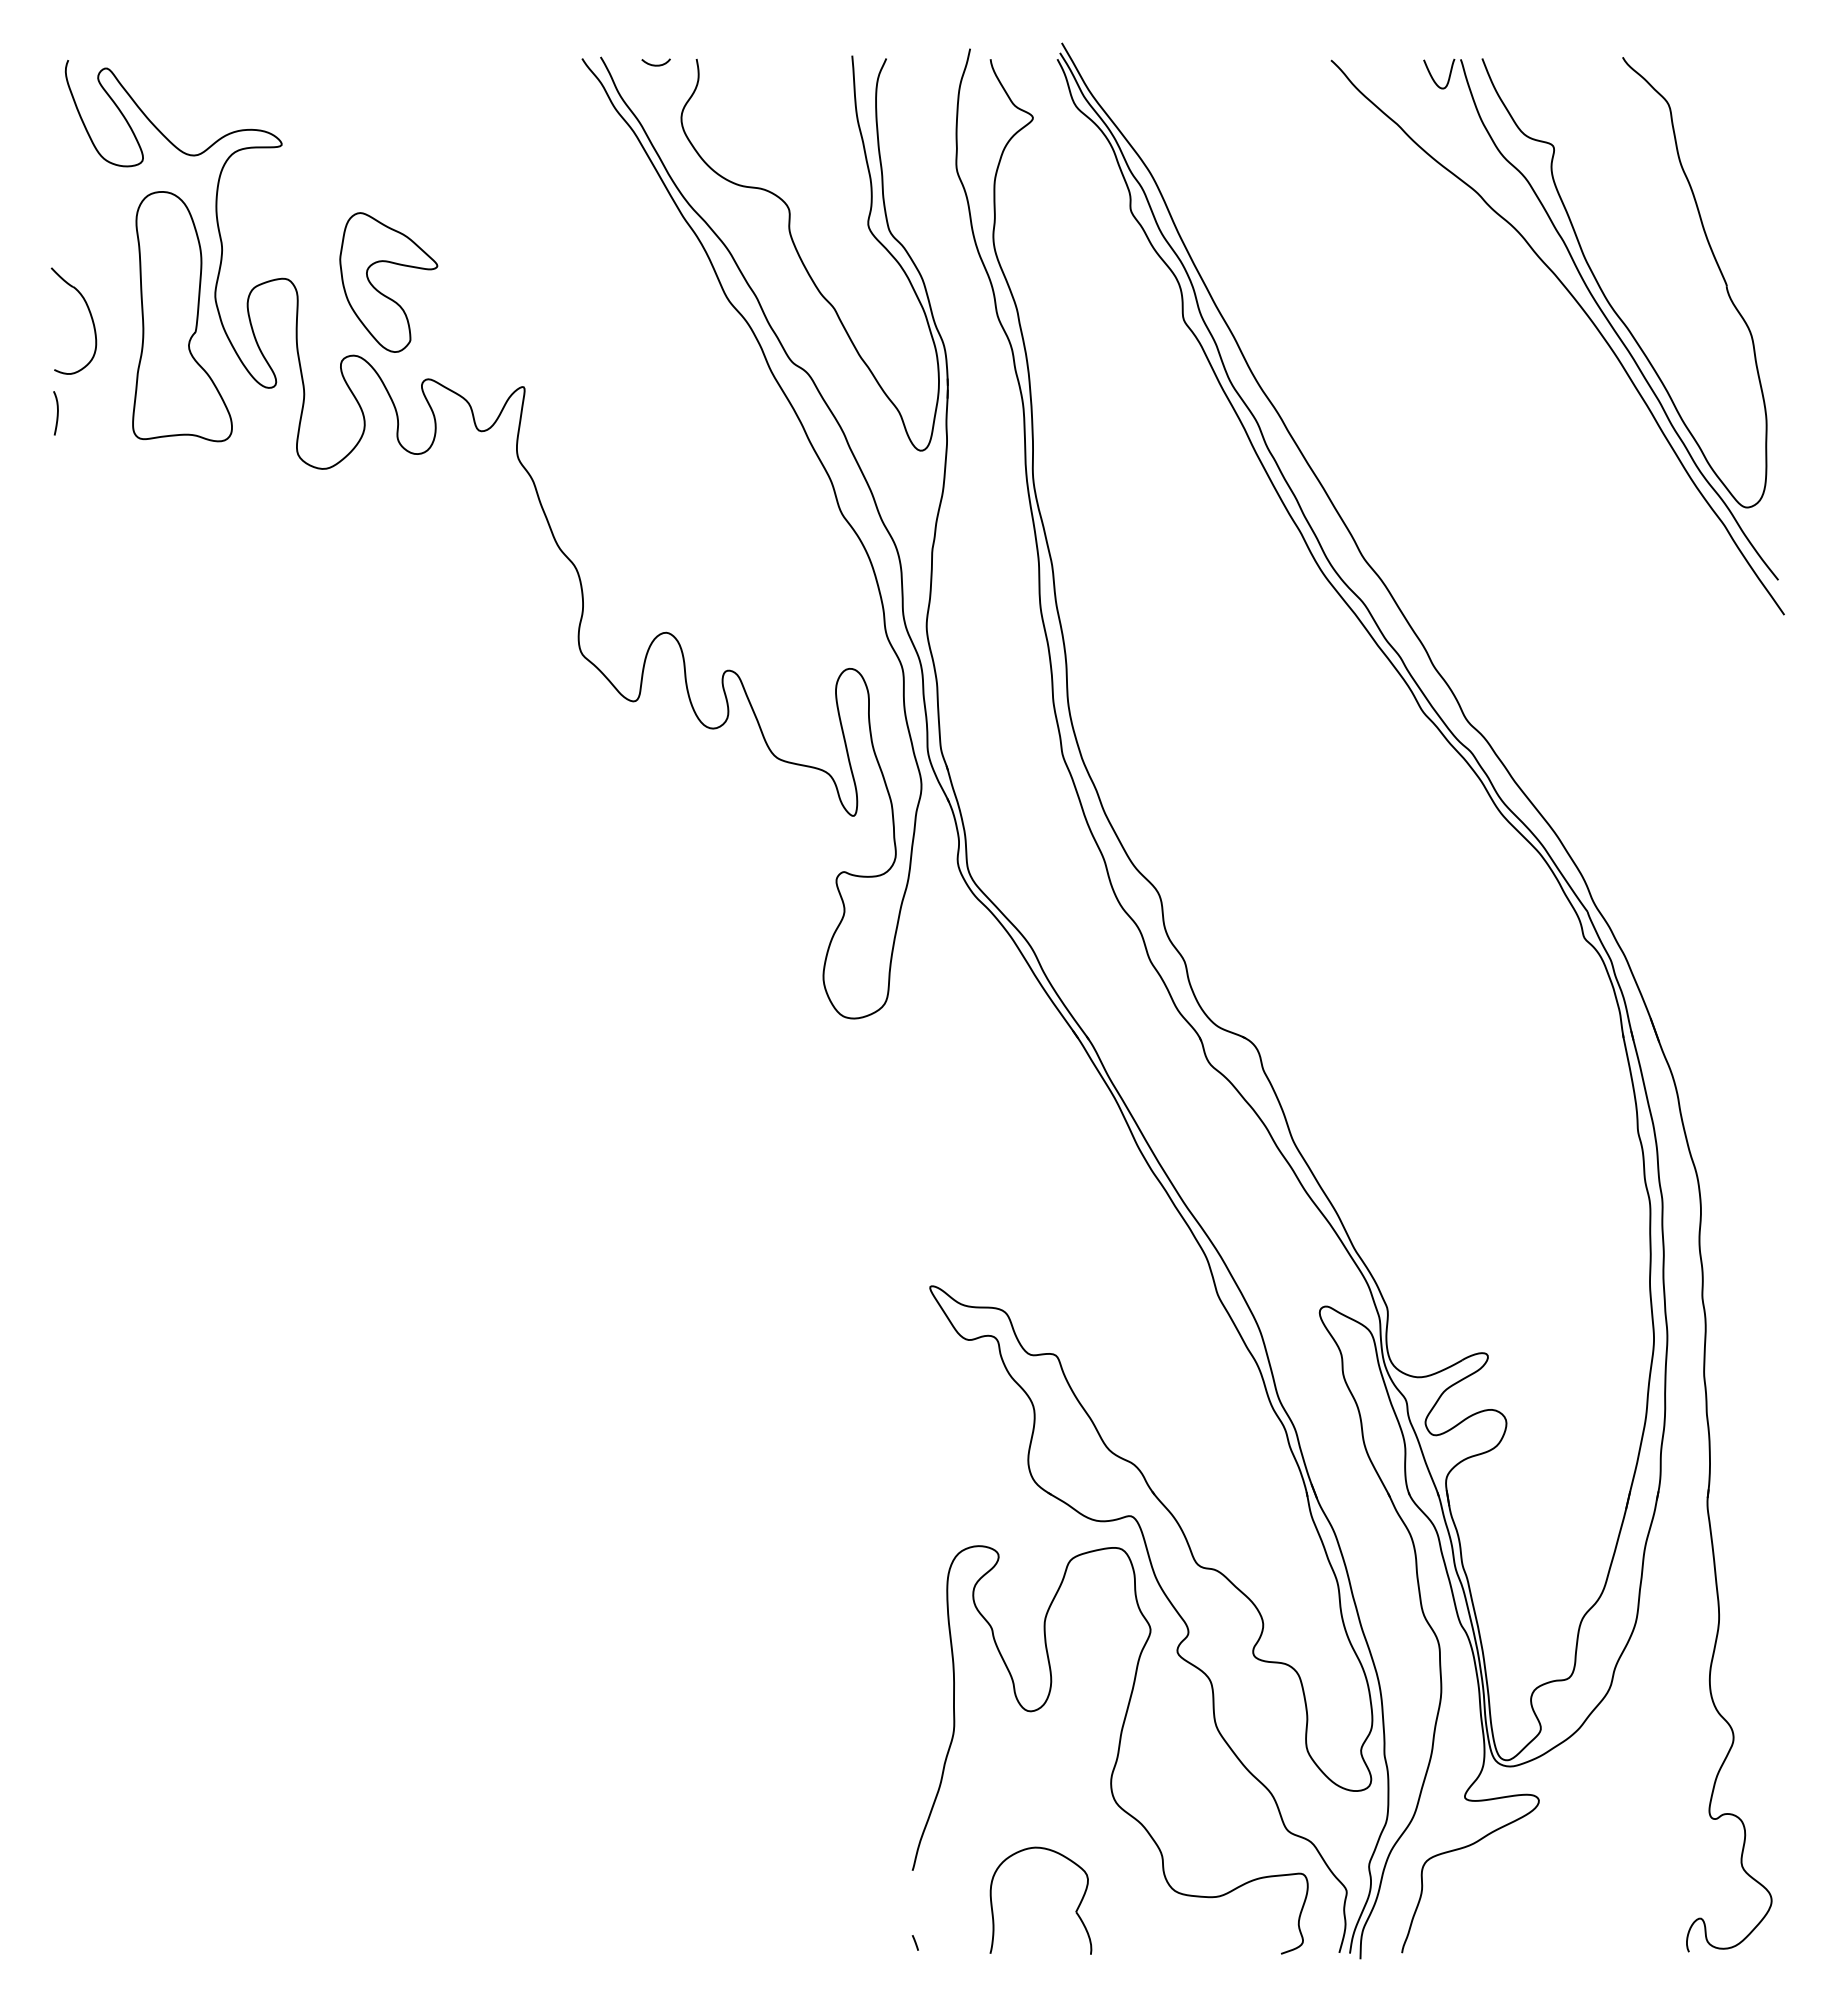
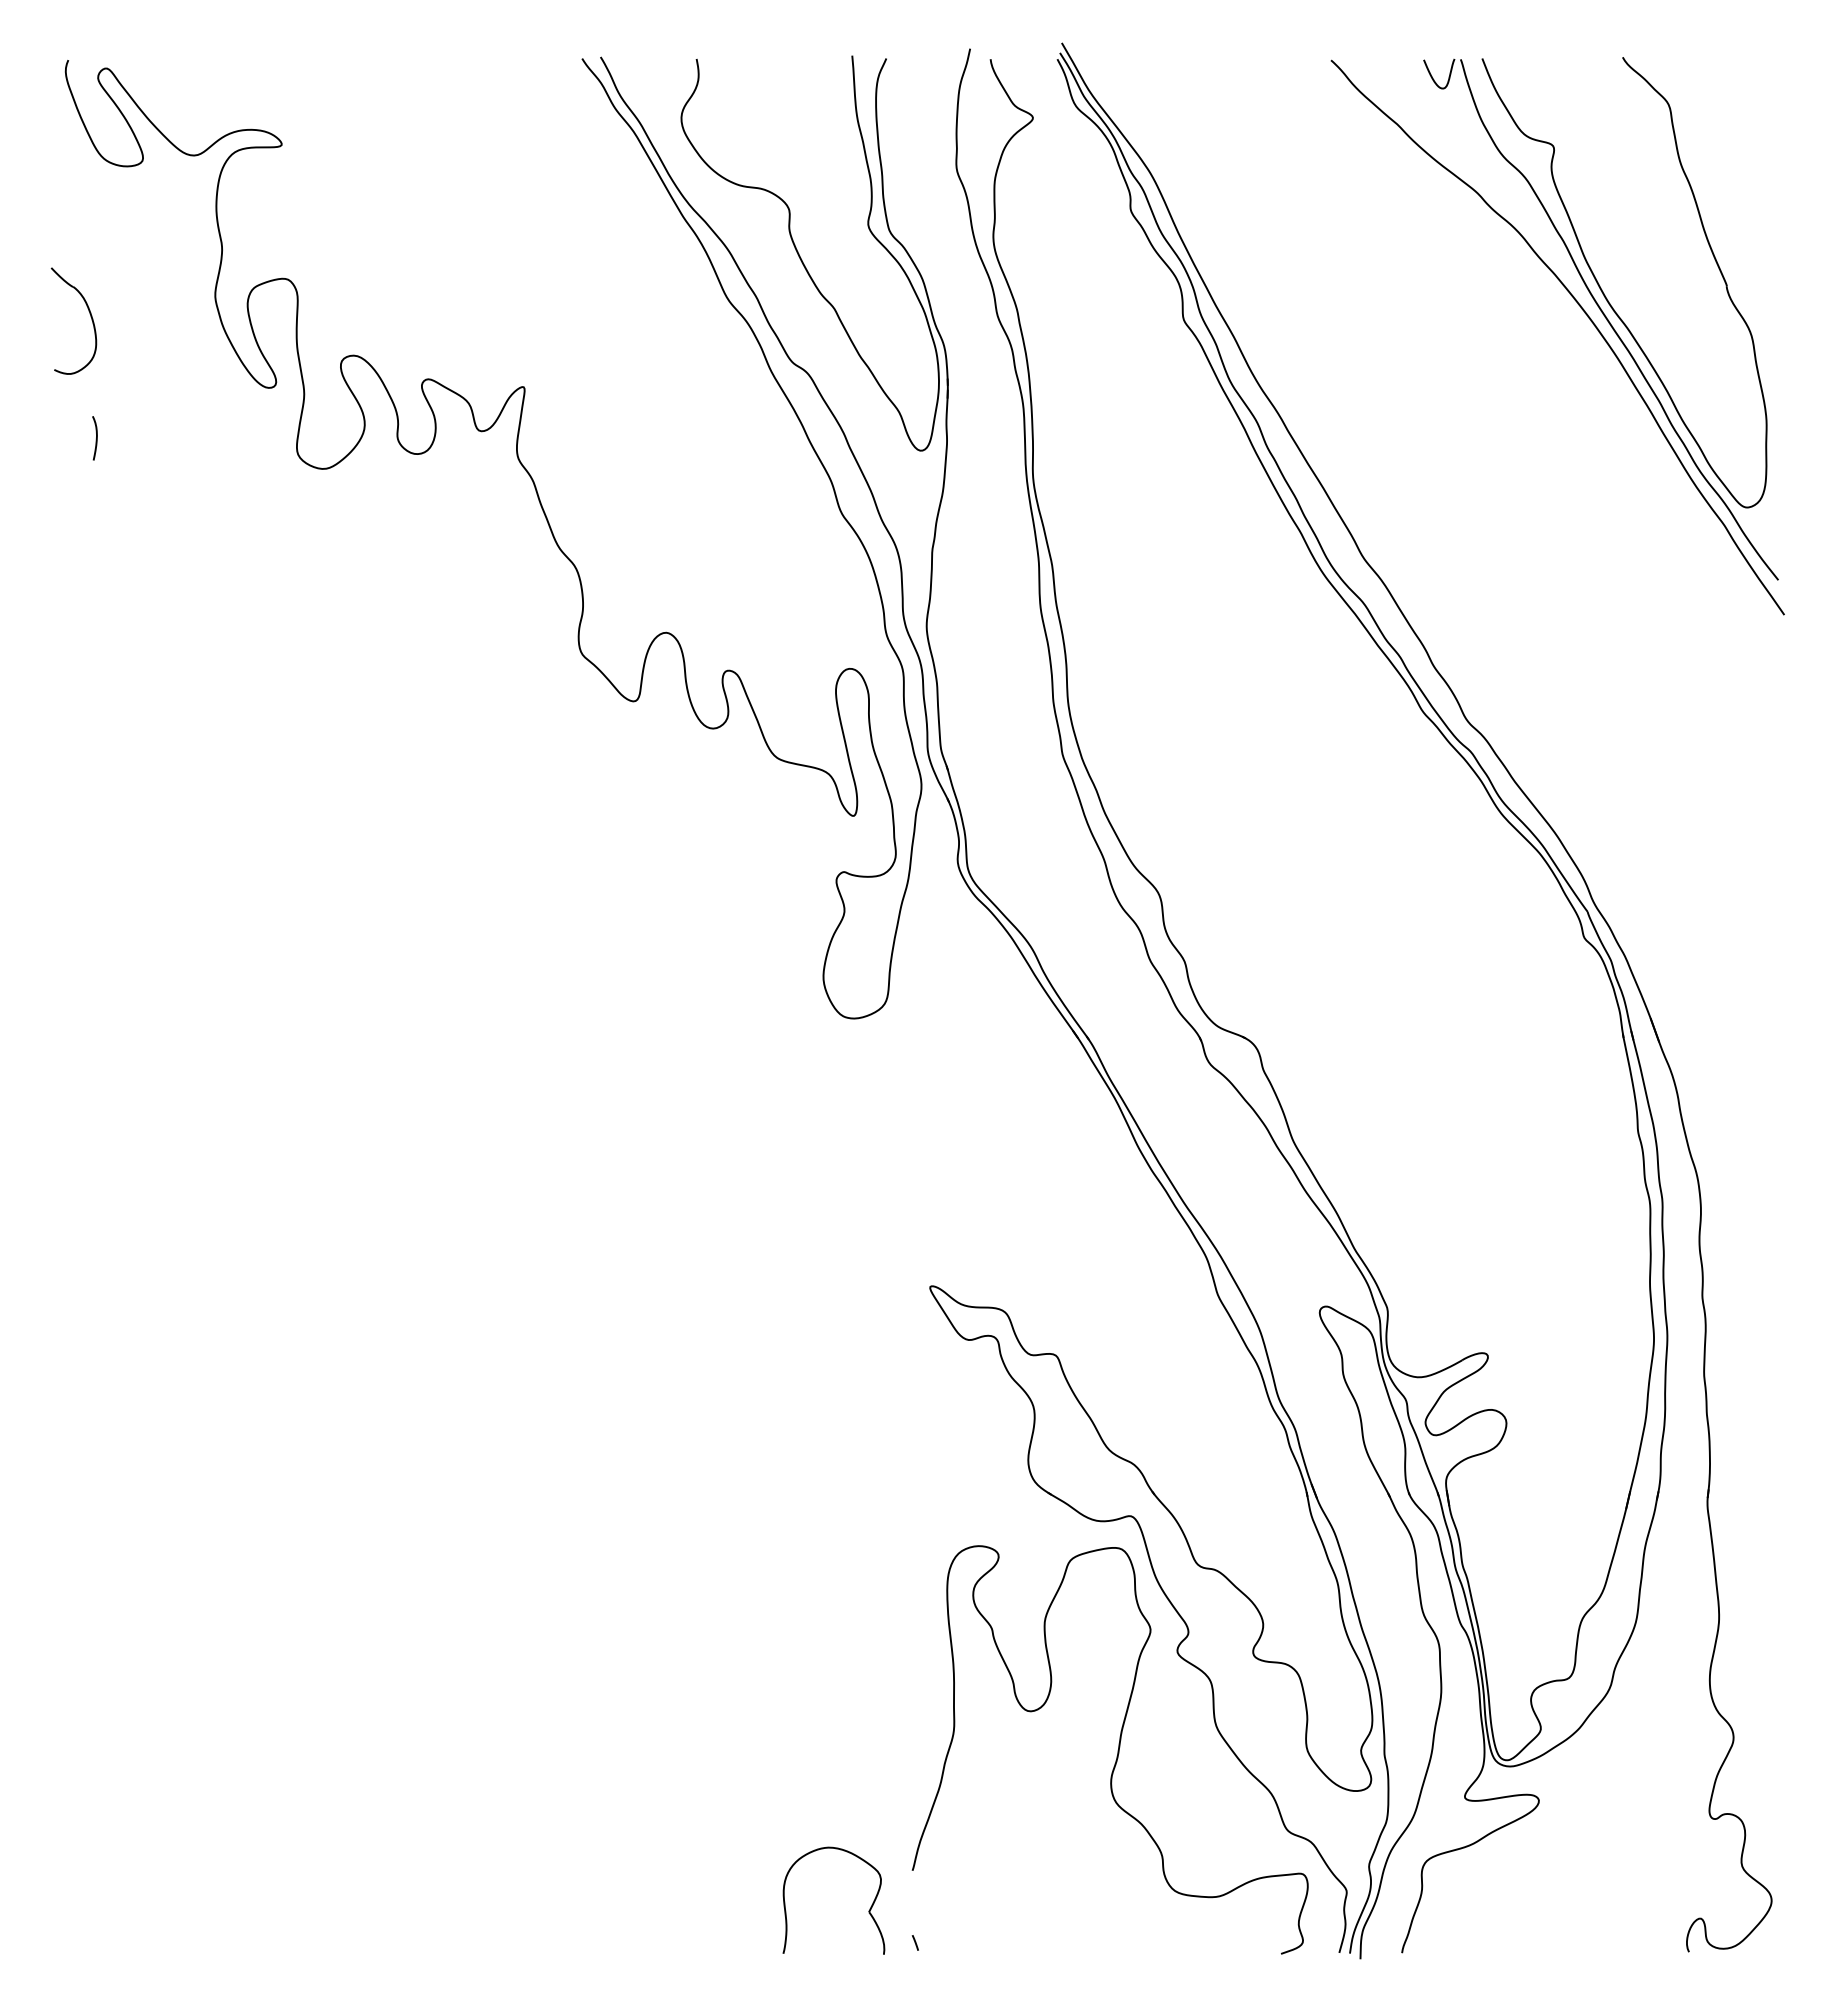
curve: present -> none (655, 64)
part: present -> none (380, 291)
part: present -> none (182, 316)
curve position: (56, 414) -> (95, 439) (95, 439)
part position: (1075, 1910) -> (868, 1910) (868, 1910)
